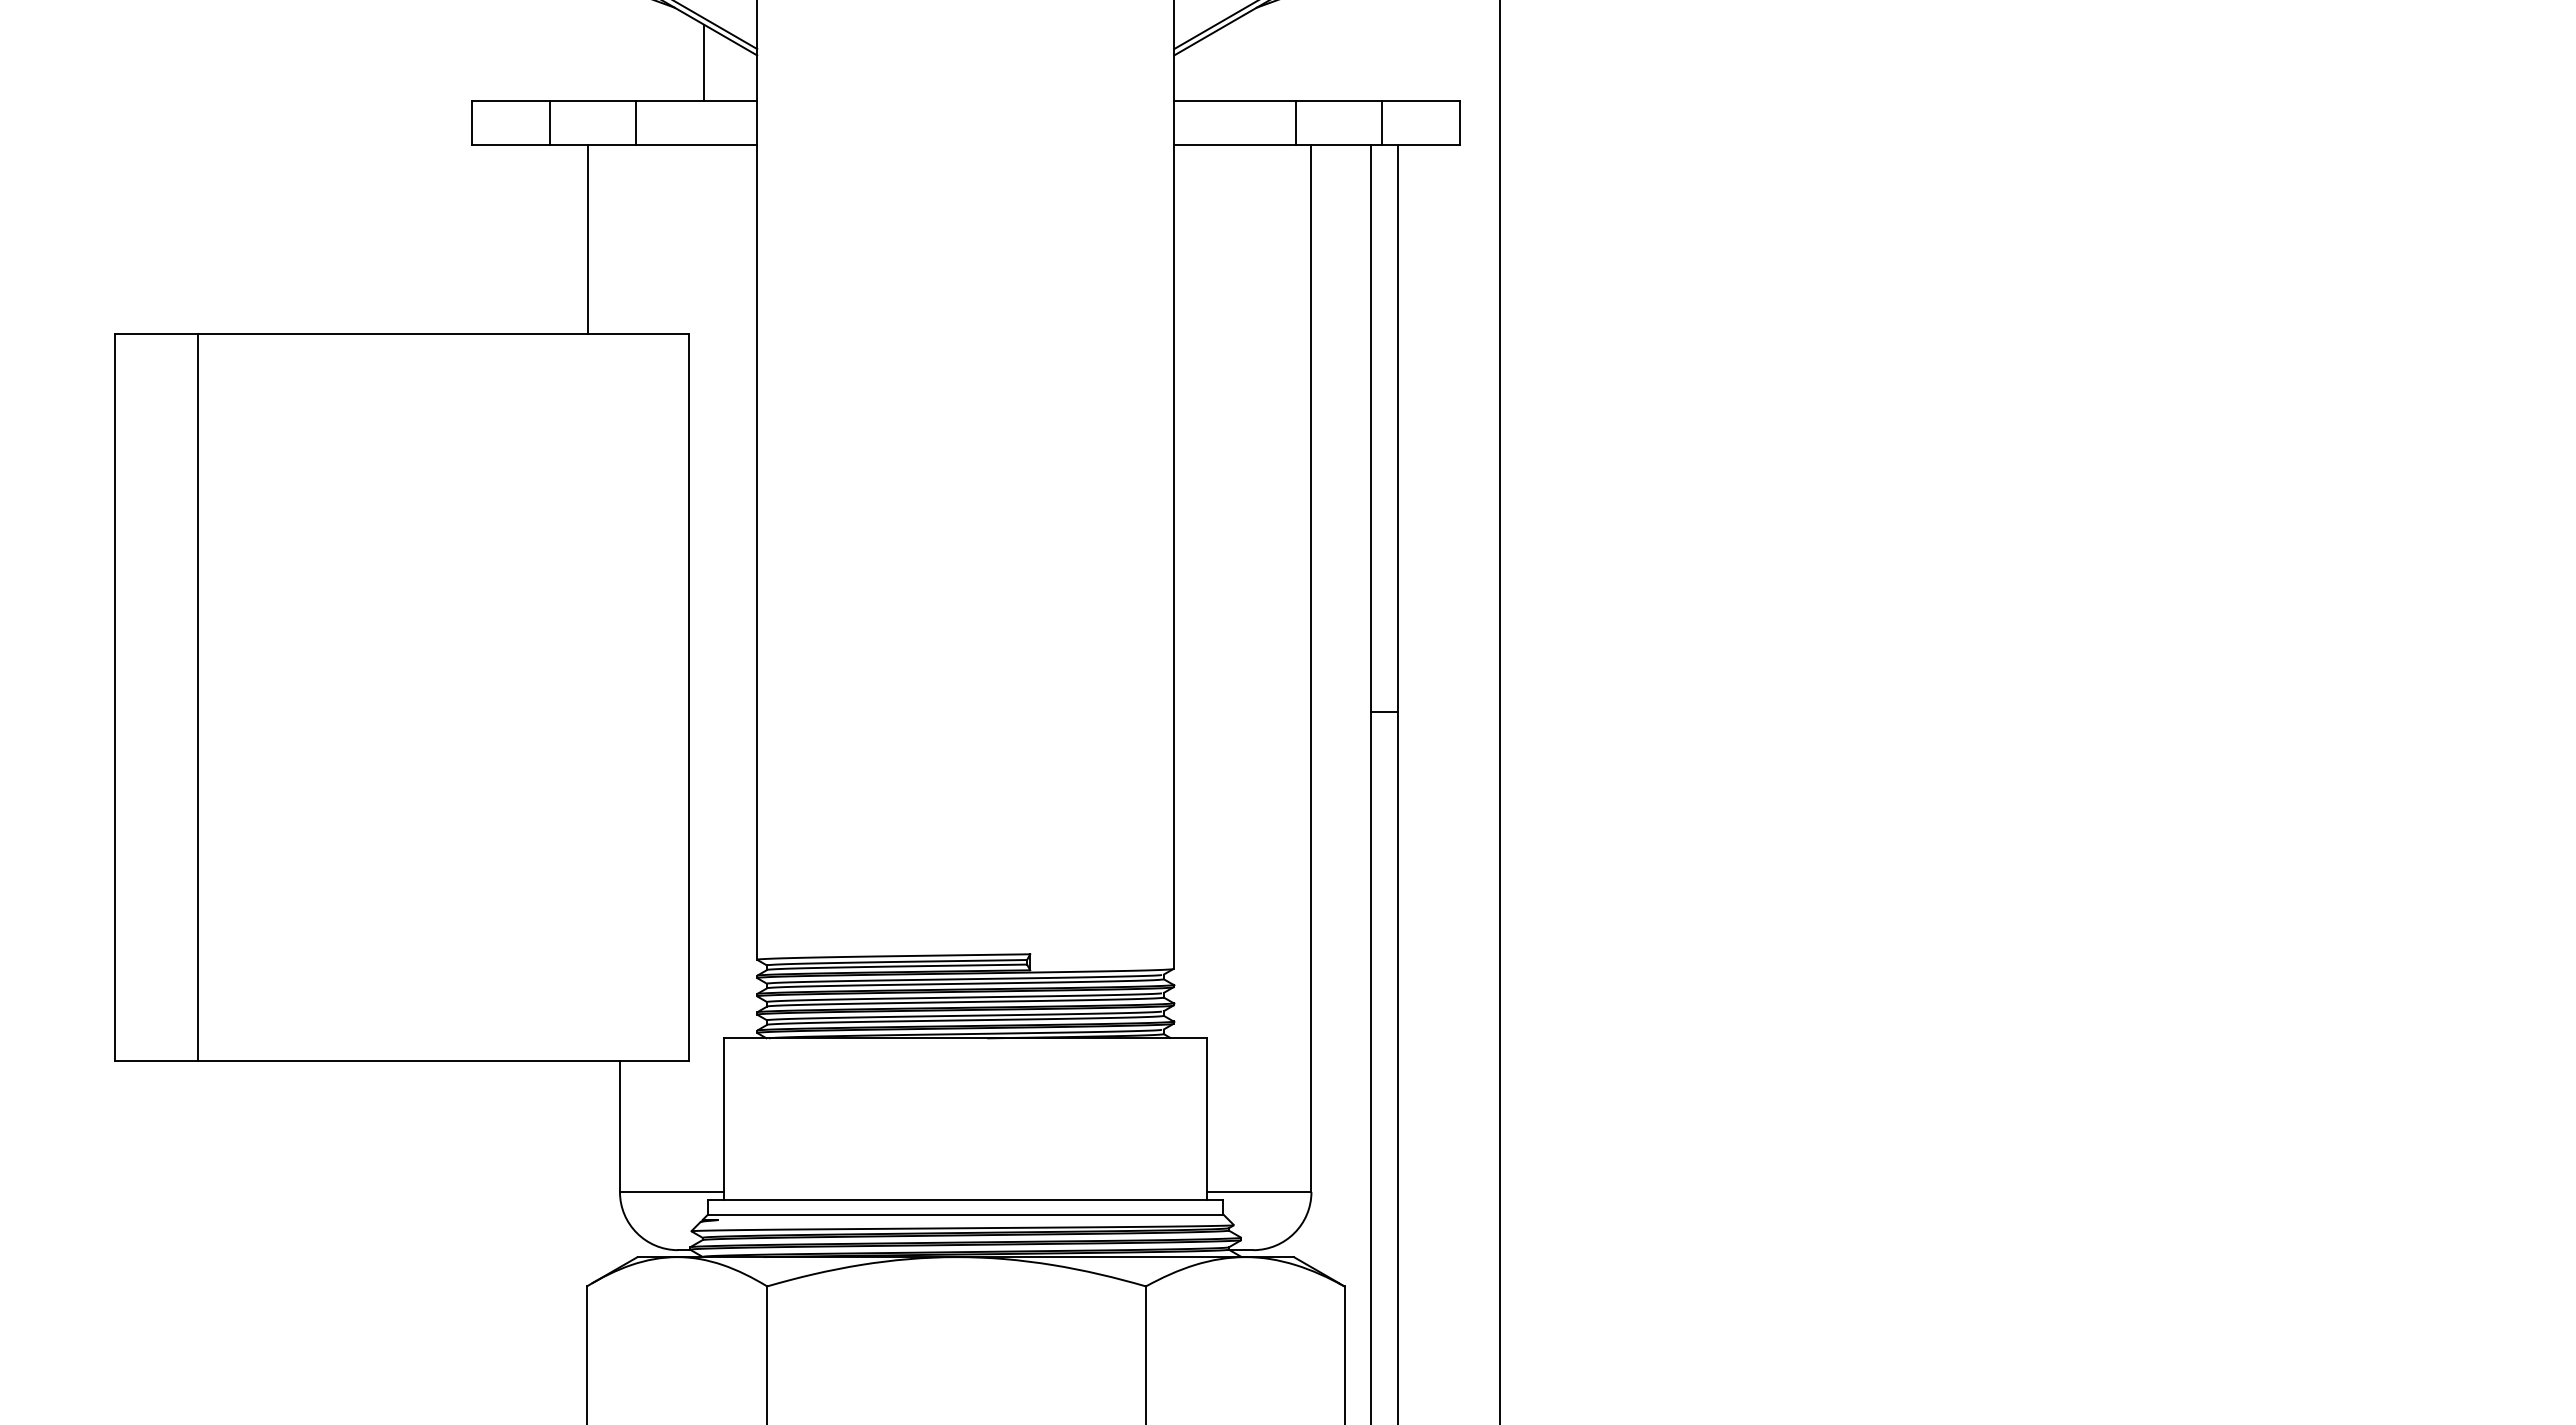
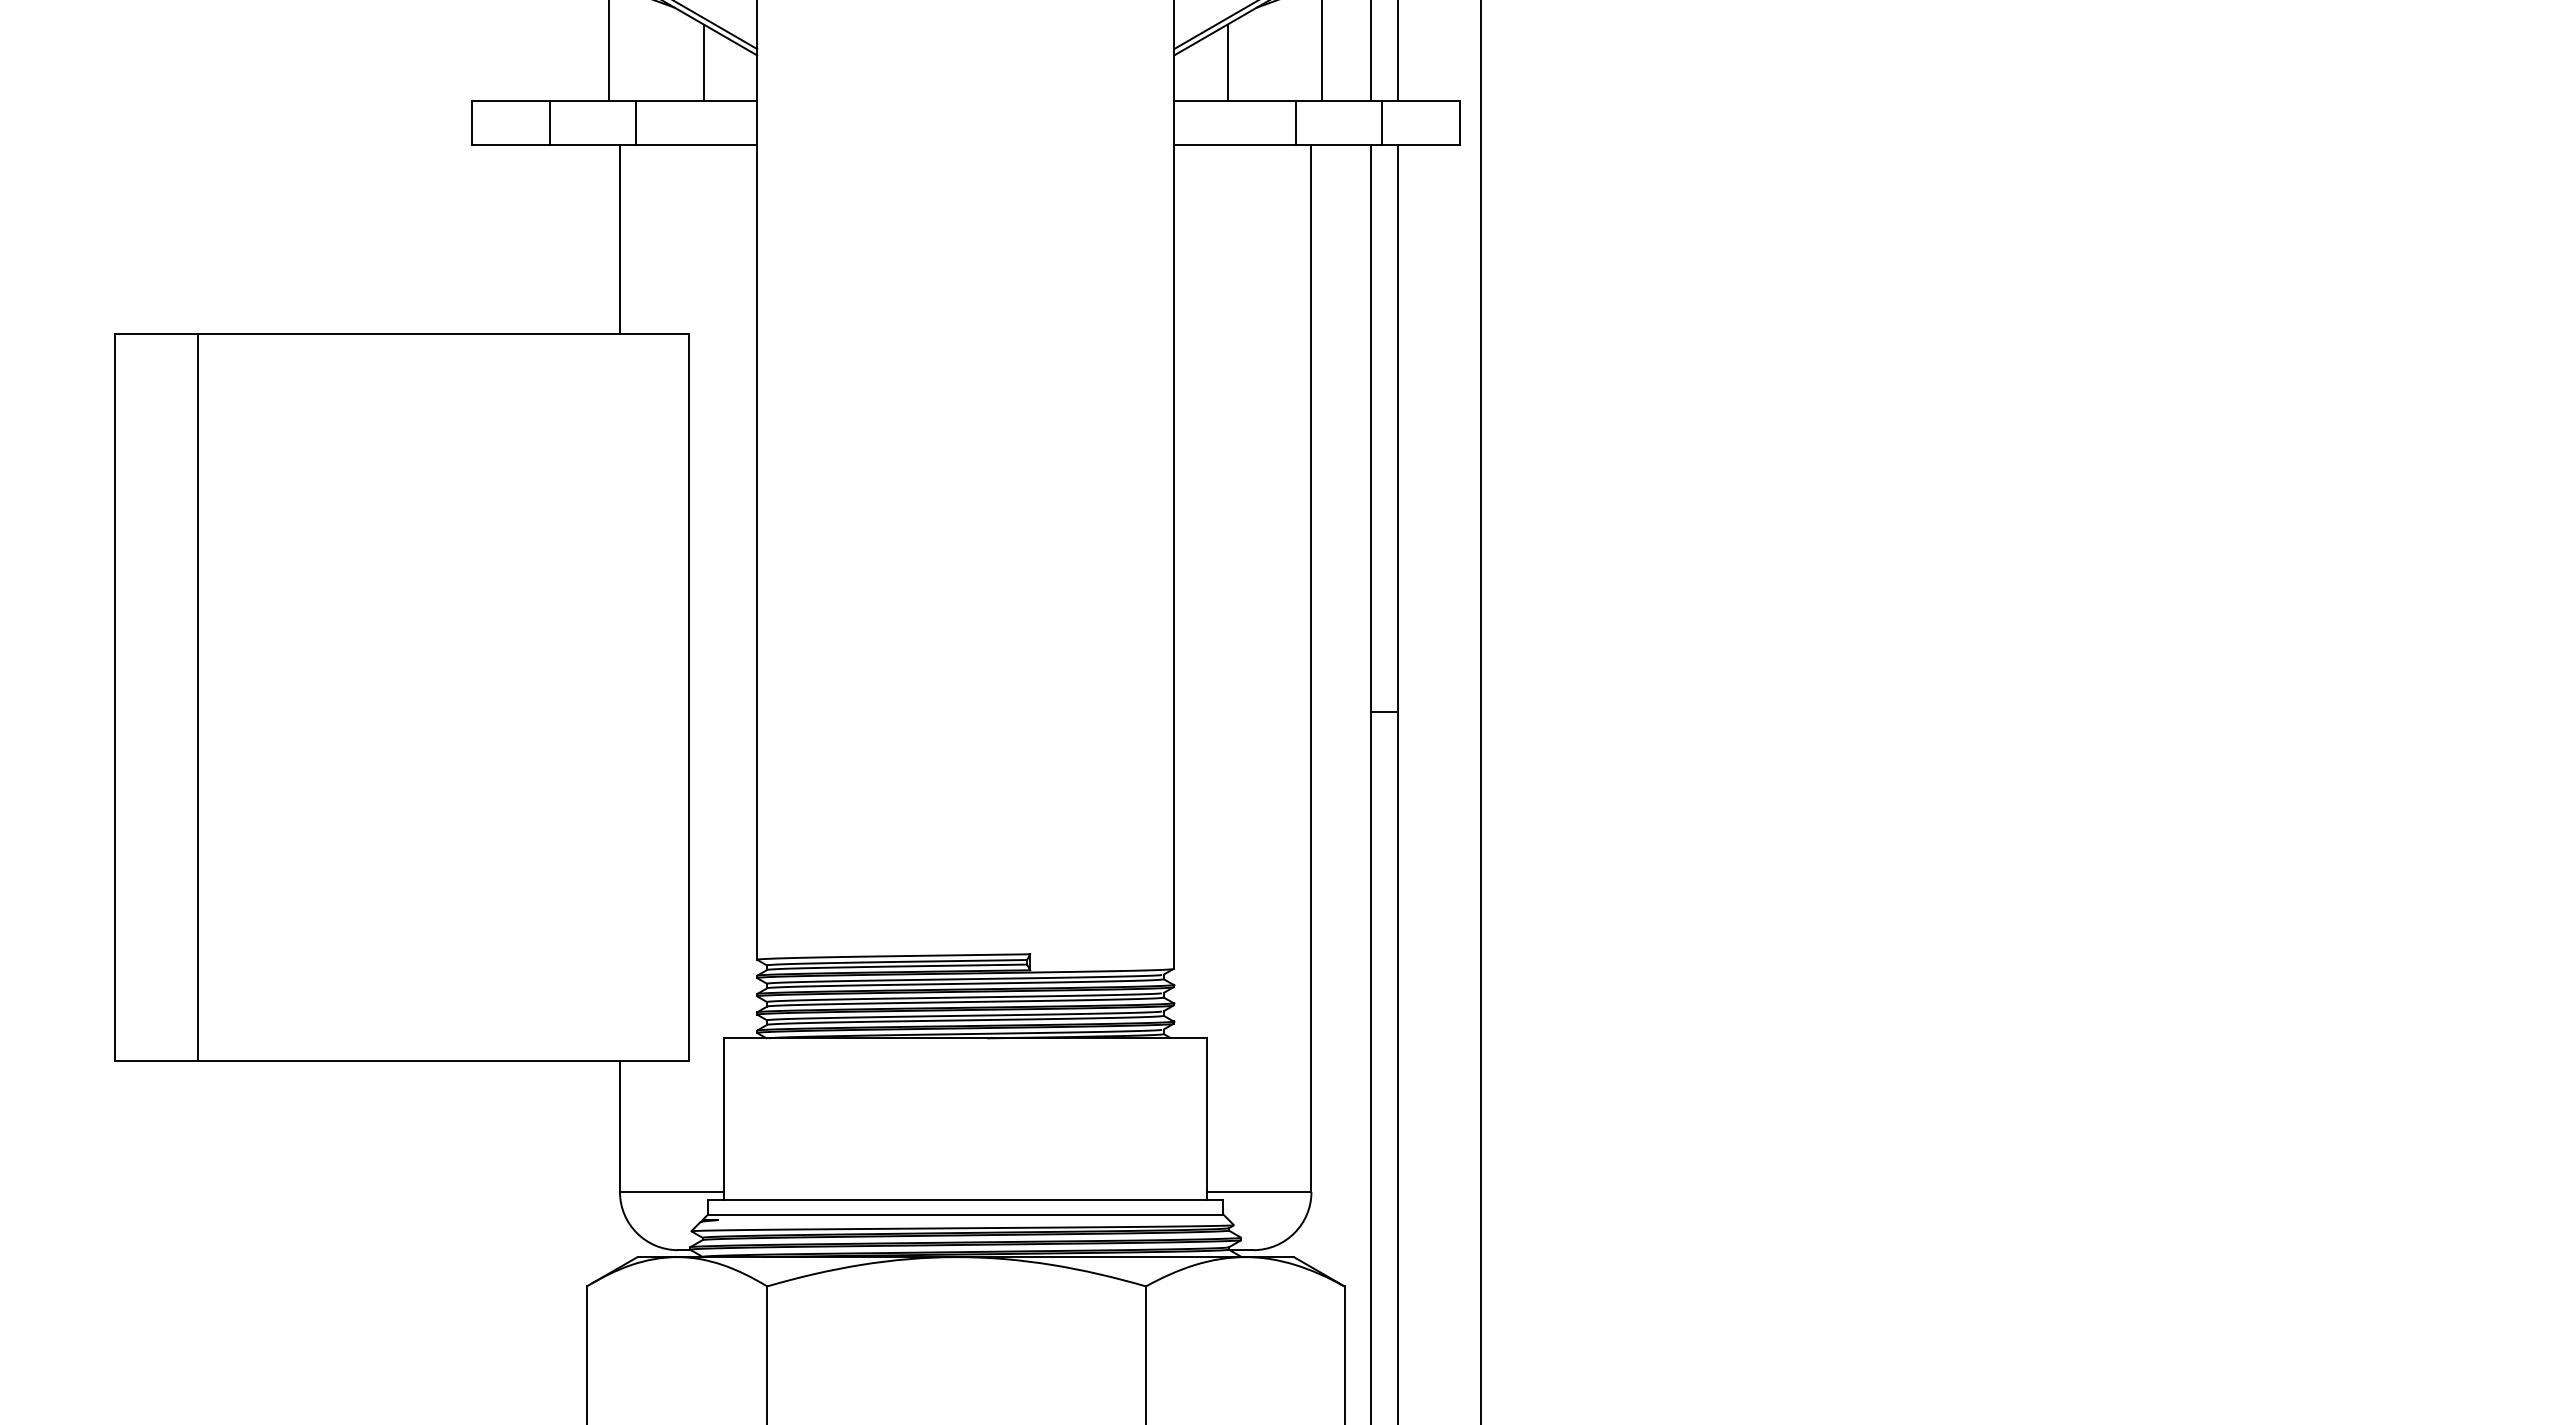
line: none -> present (609, 51)
line: none -> present (1322, 51)
line: none -> present (1370, 51)
line: none -> present (1398, 51)
line: none -> present (1227, 62)
line position: (588, 238) -> (620, 238) (620, 238)
line position: (1499, 711) -> (1480, 711) (1480, 711)
